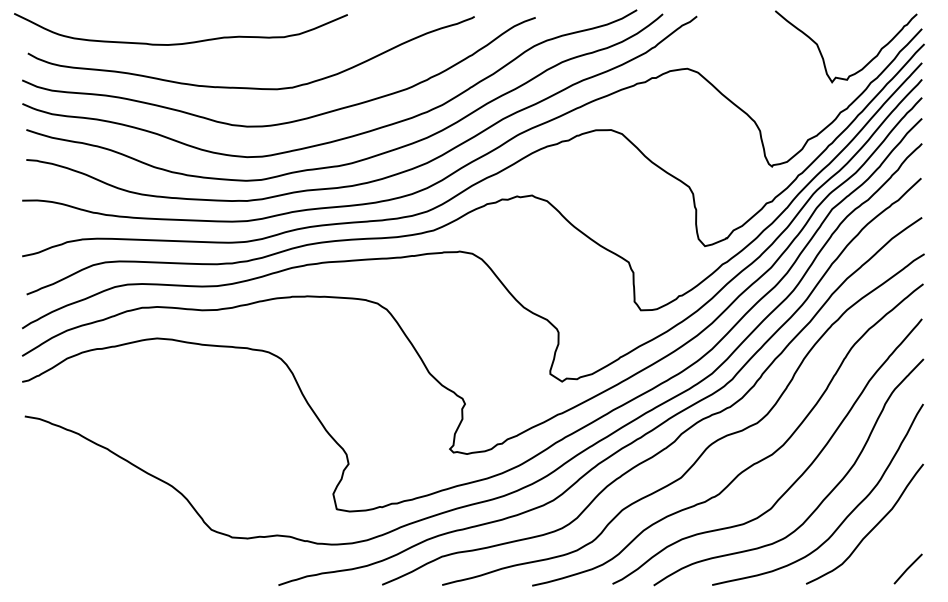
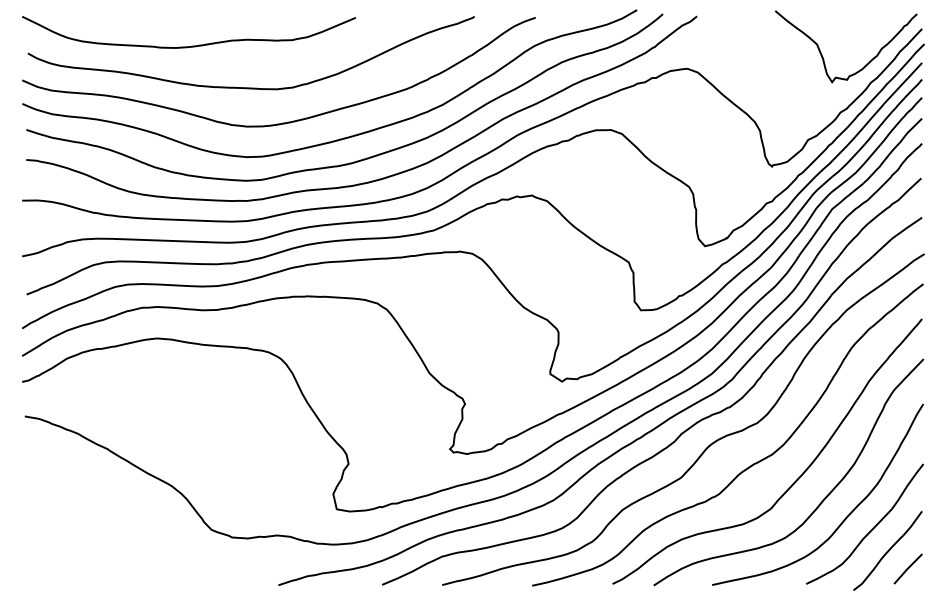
curve position: (183, 42) -> (191, 45) (191, 45)
curve: none -> present (887, 550)
